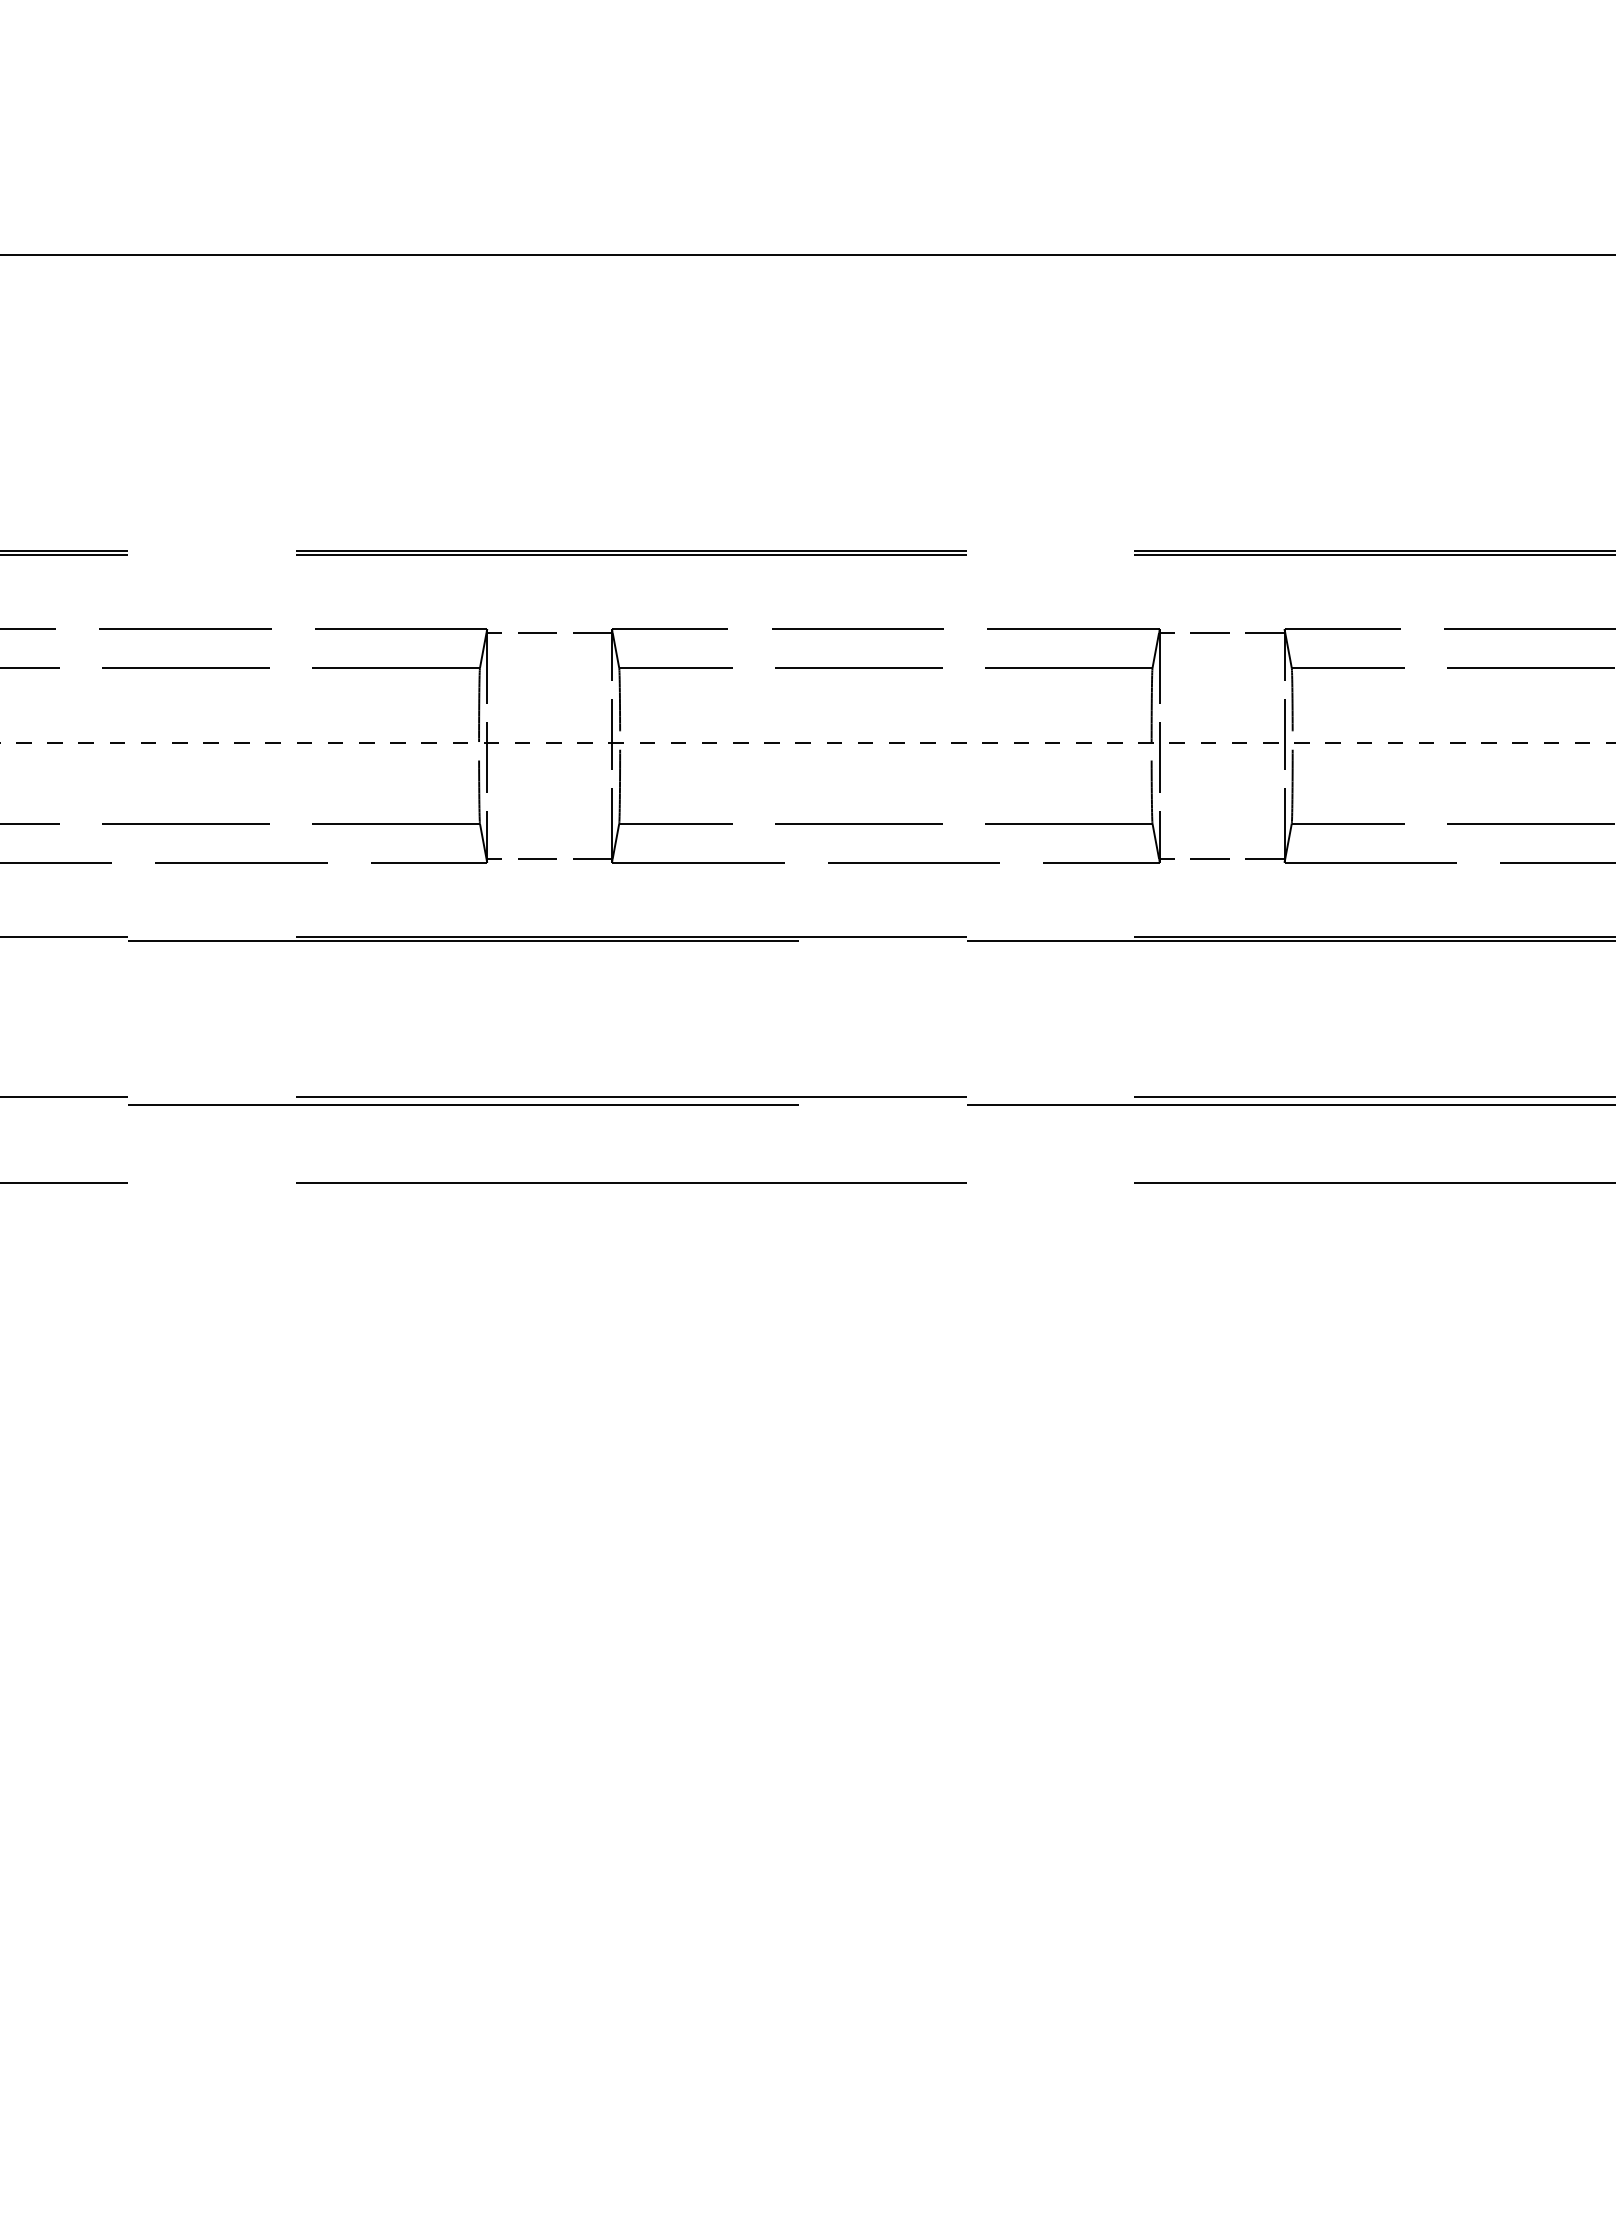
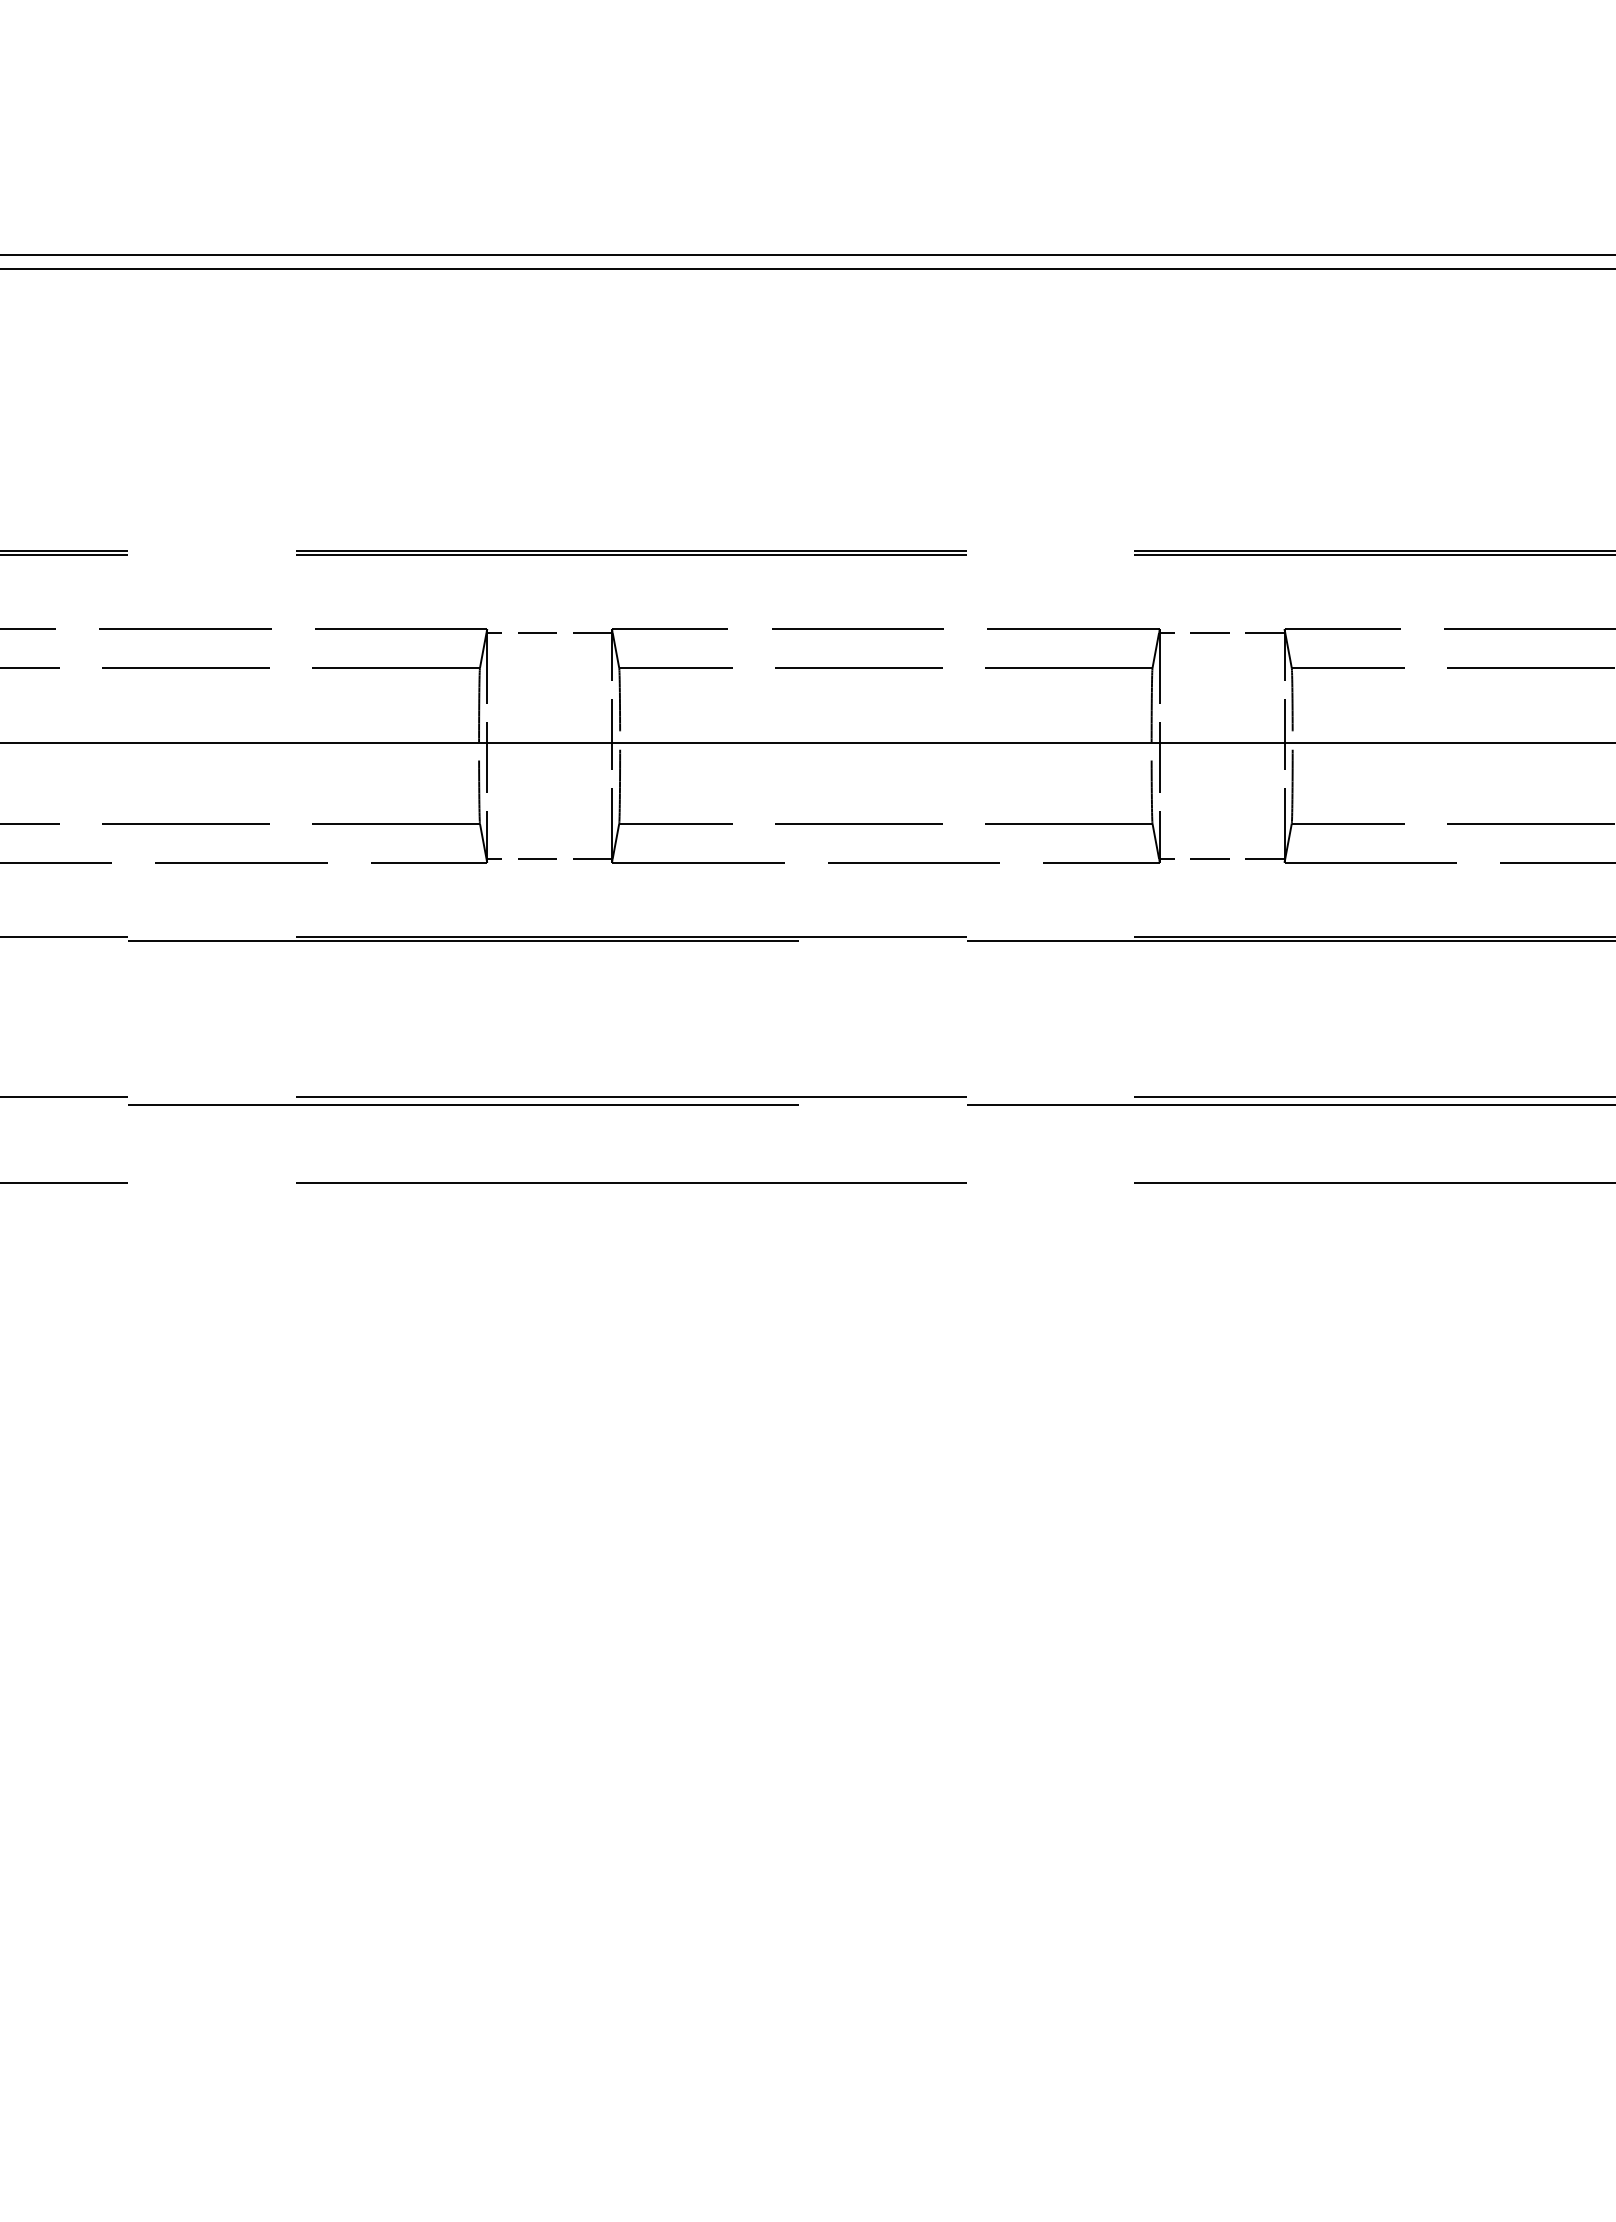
line: none -> present (807, 269)
line: dashed -> solid (807, 742)
